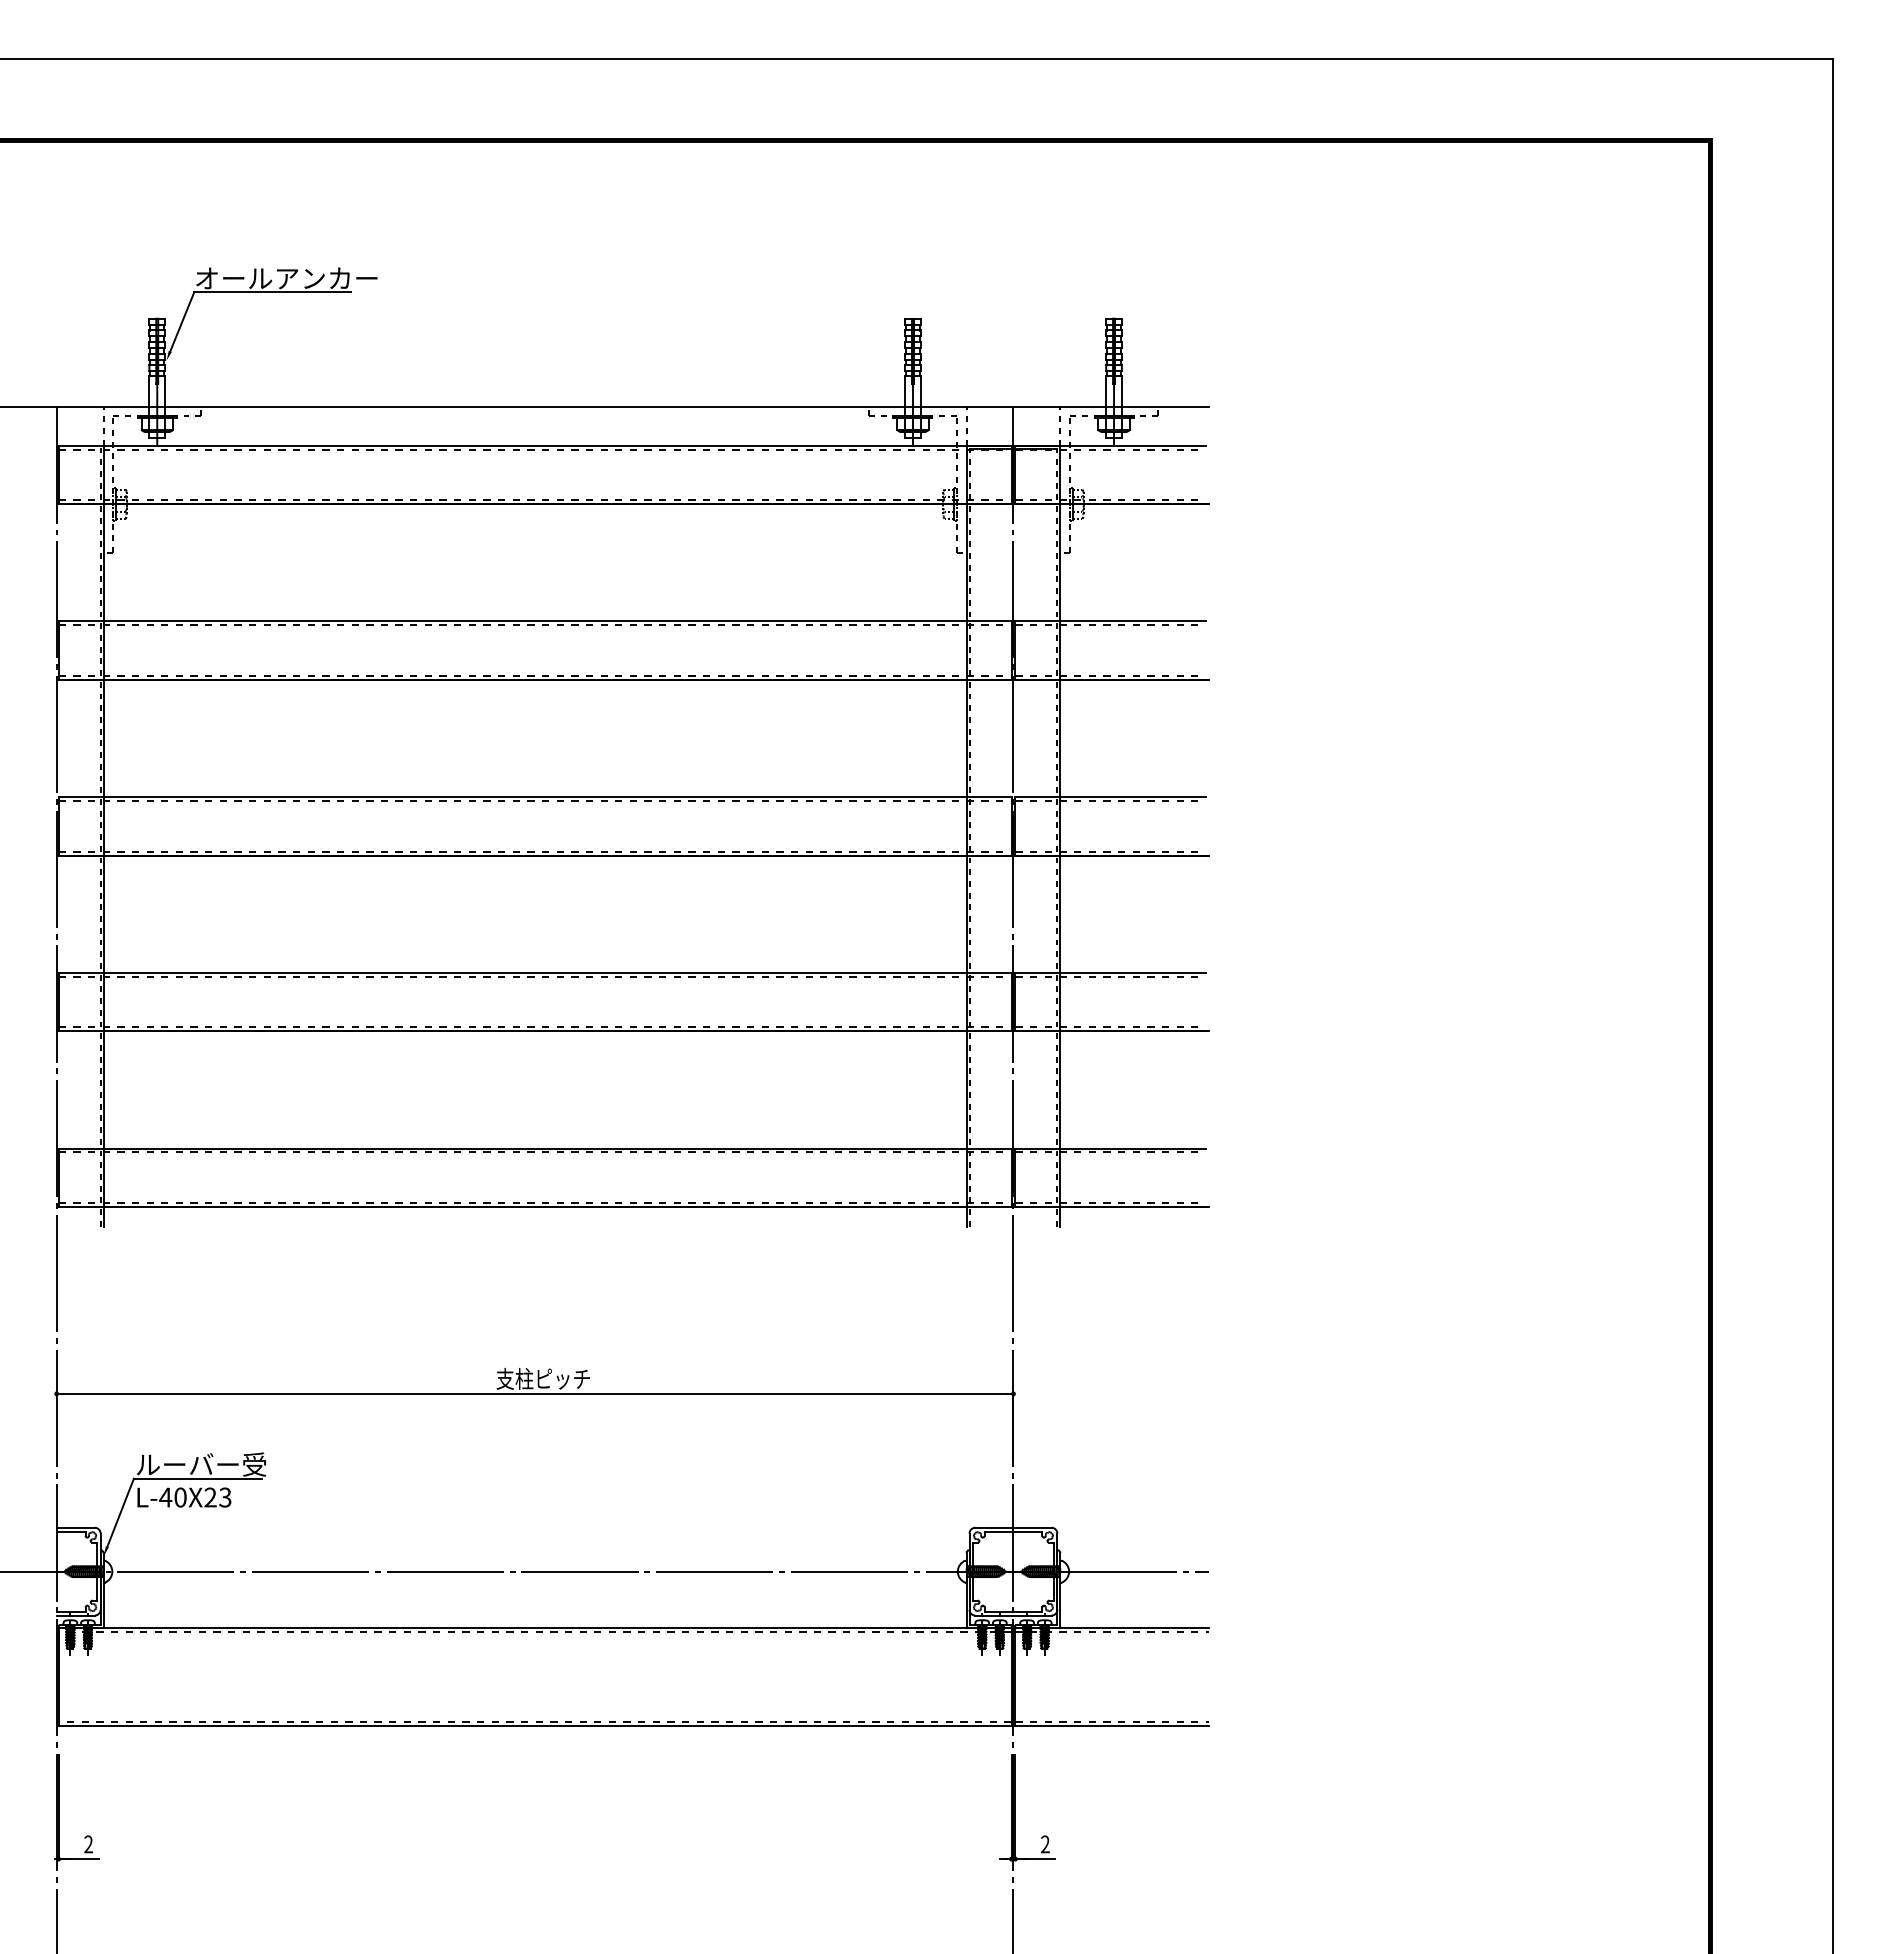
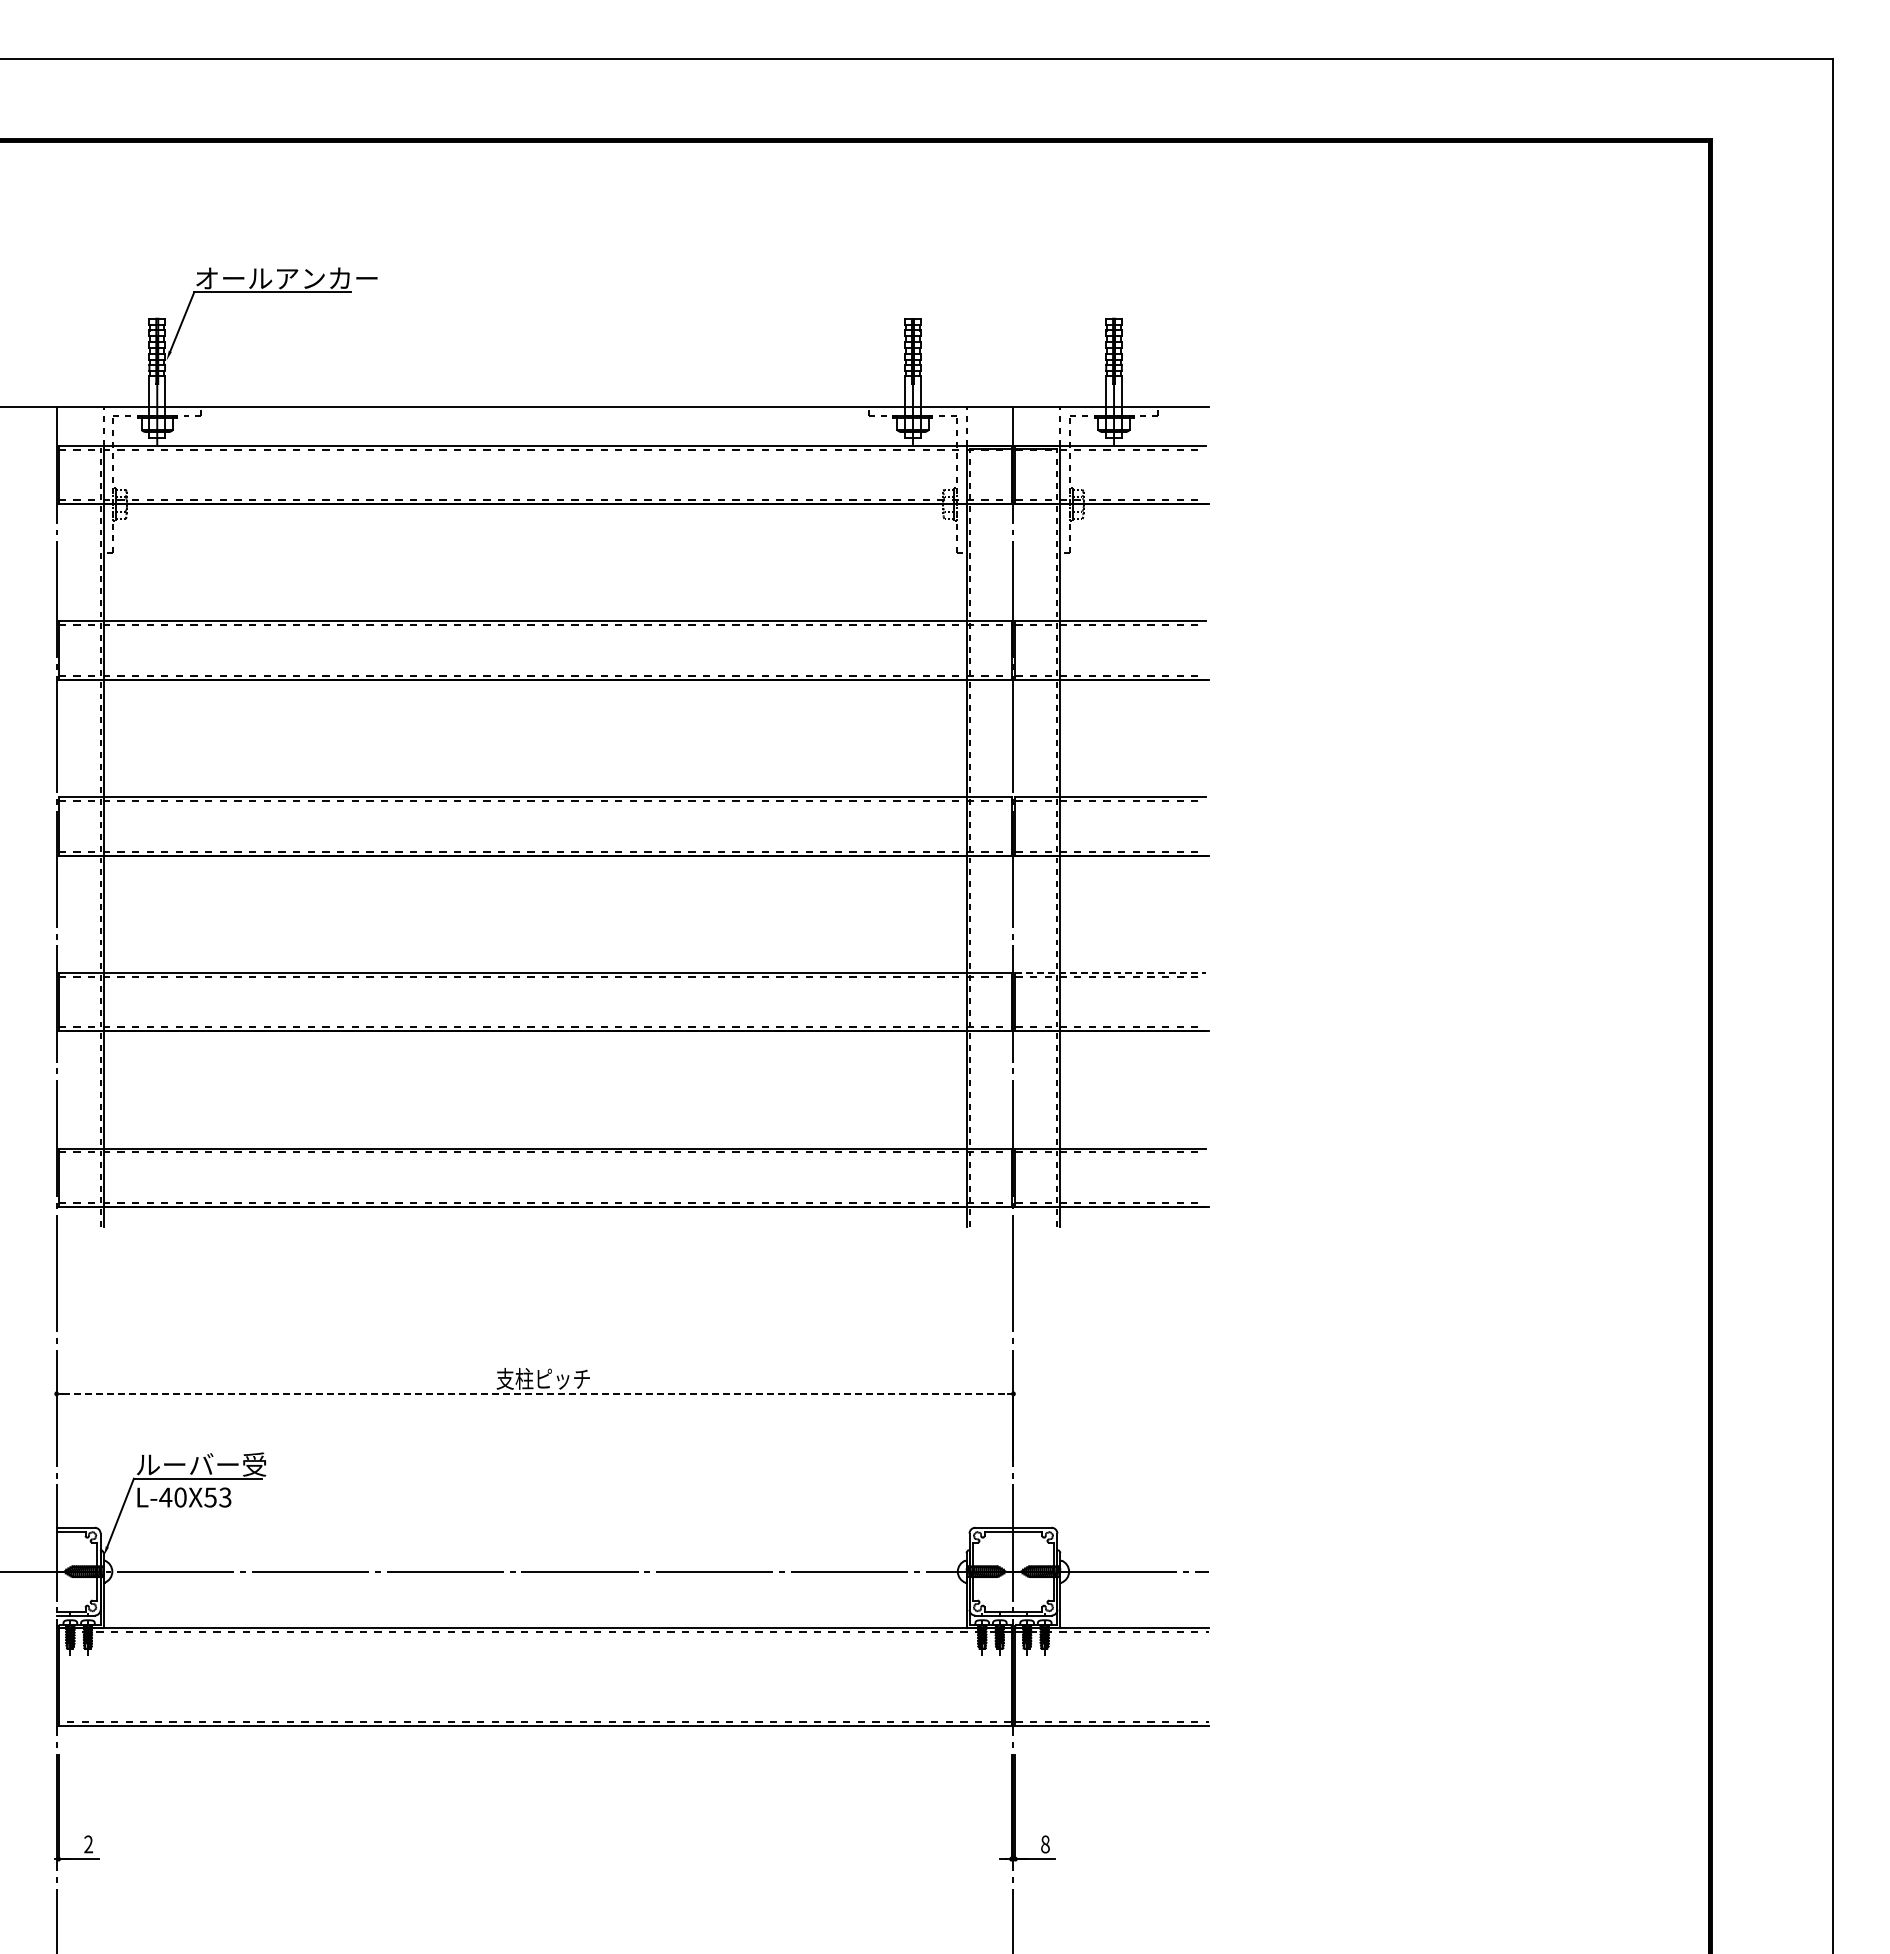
line: solid -> dashed (1111, 972)
line: solid -> dashed (535, 1393)
text: L-40X23 -> L-40X53 (210, 1497)
text: 2 -> 8 (1045, 1844)
